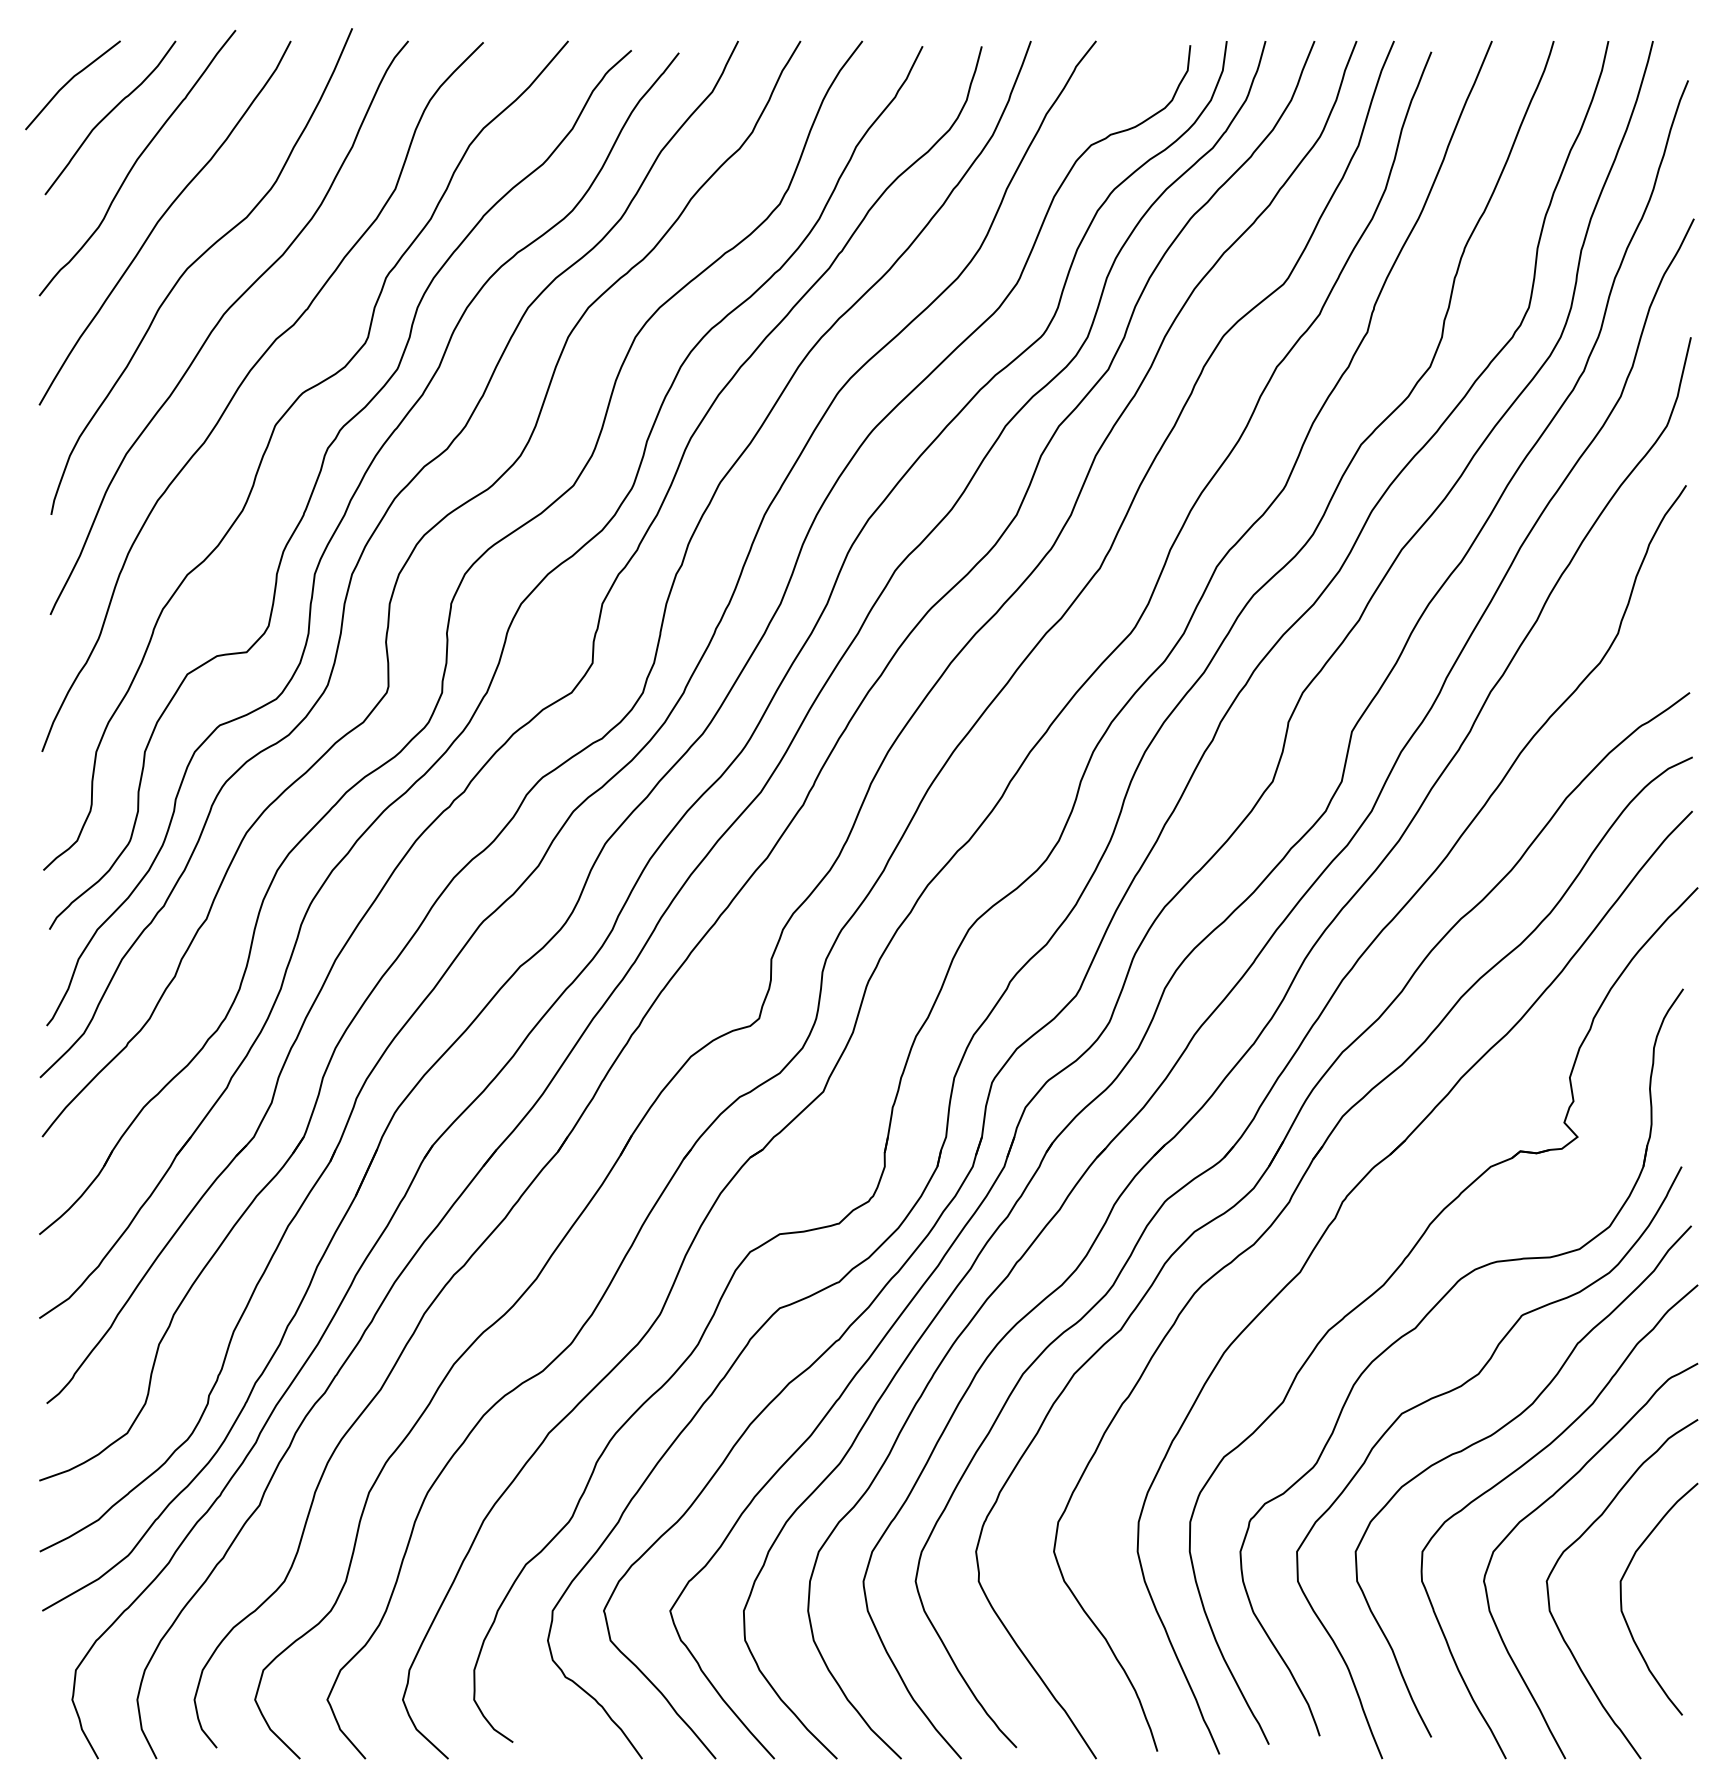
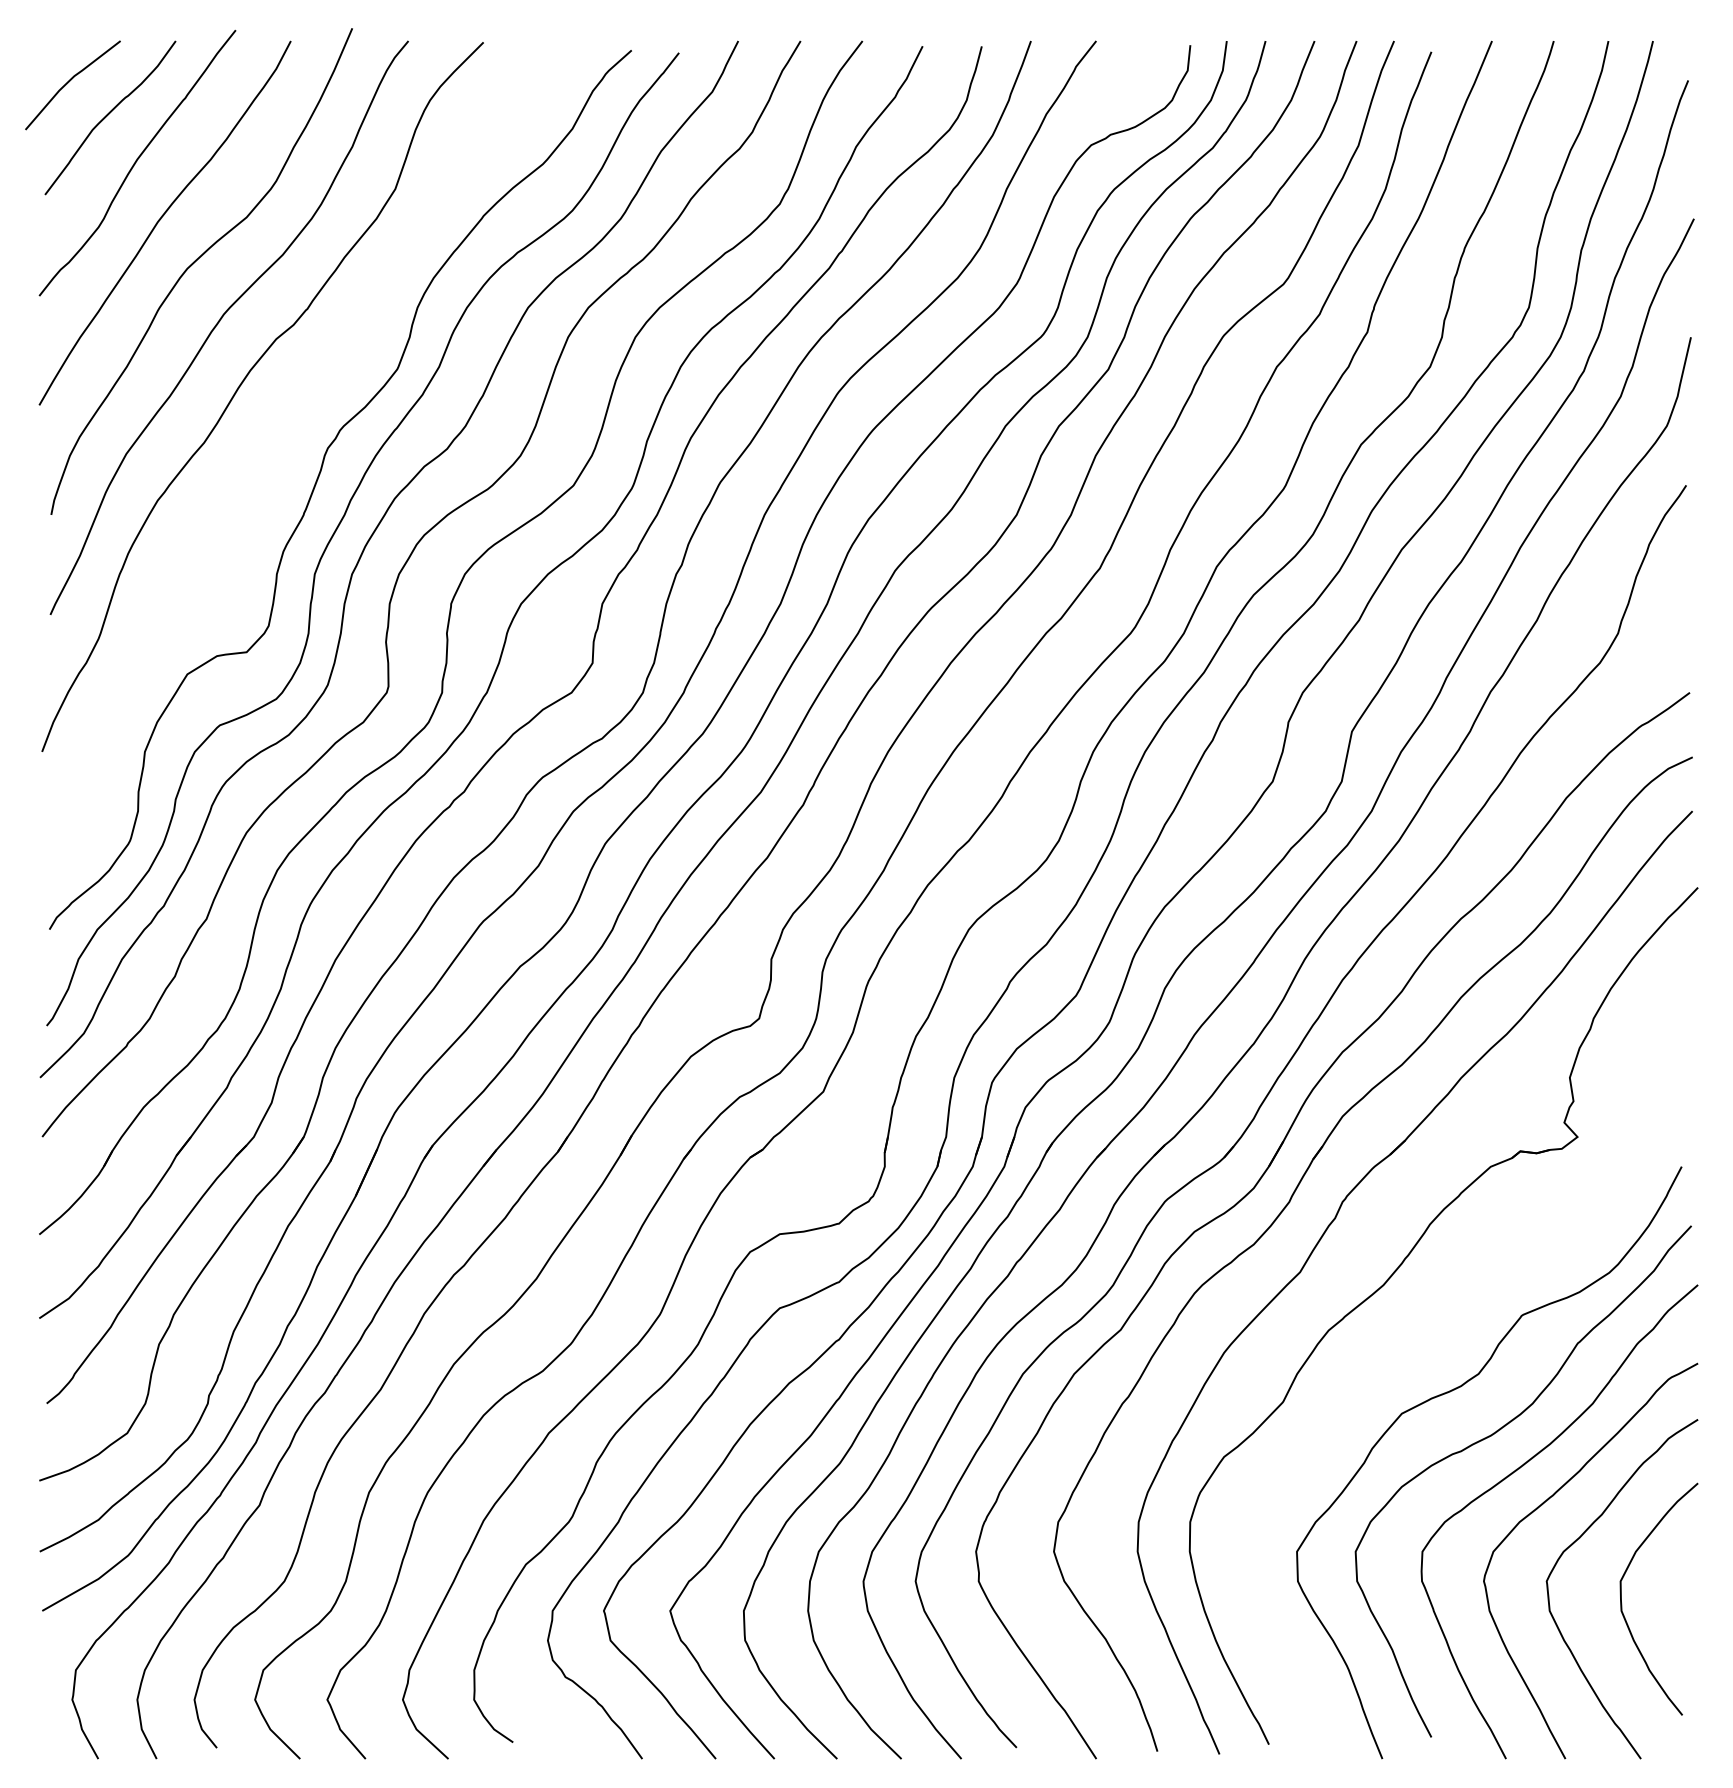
curve: present -> none (271, 439)
part: present -> none (1418, 1326)
